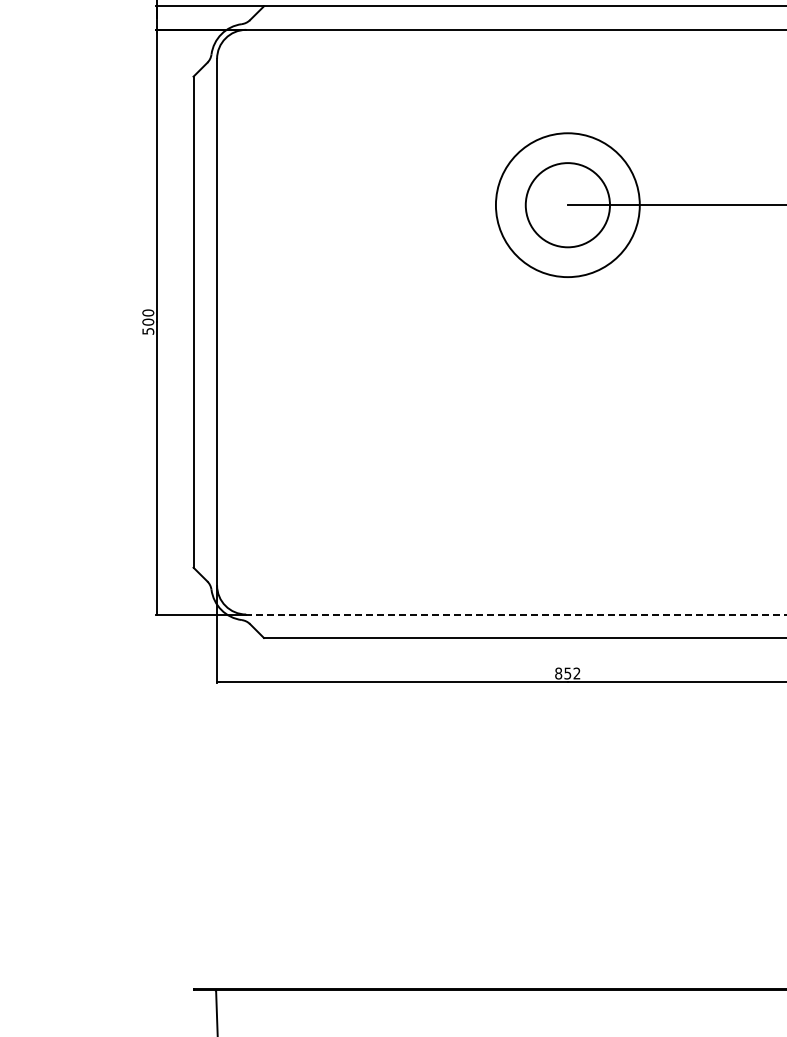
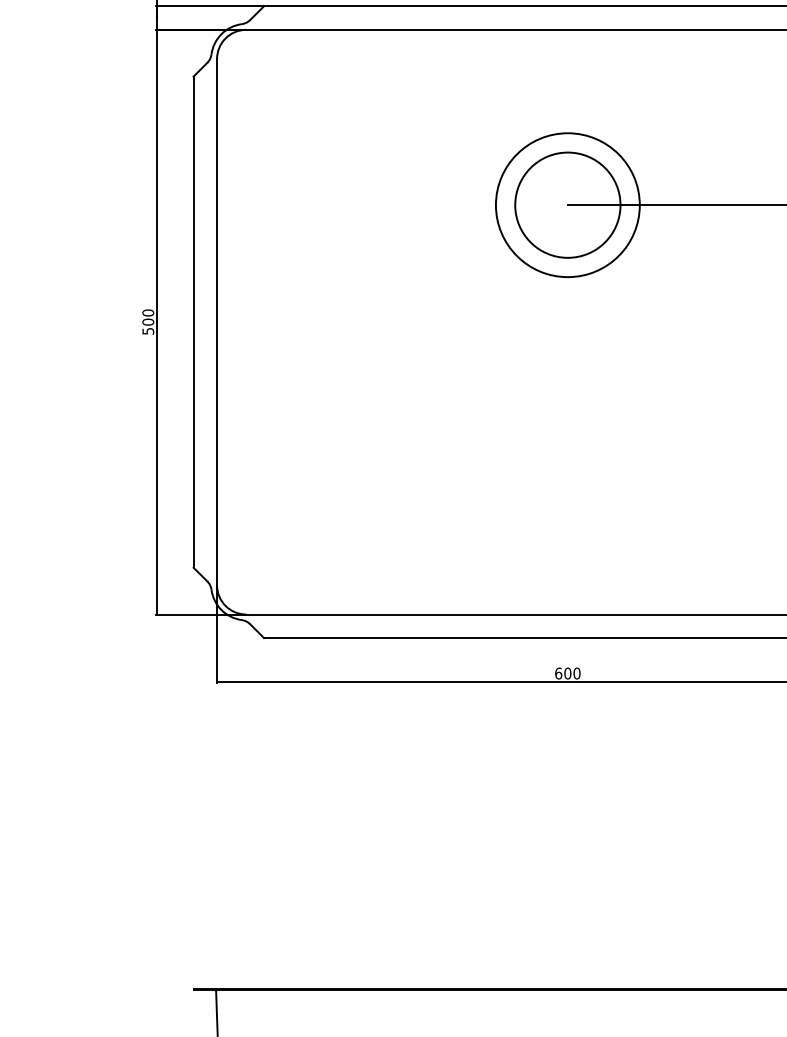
circle diameter: 84 px -> 105 px (567, 204)
line: dashed -> solid (515, 614)
text: 852 -> 600 (567, 673)
